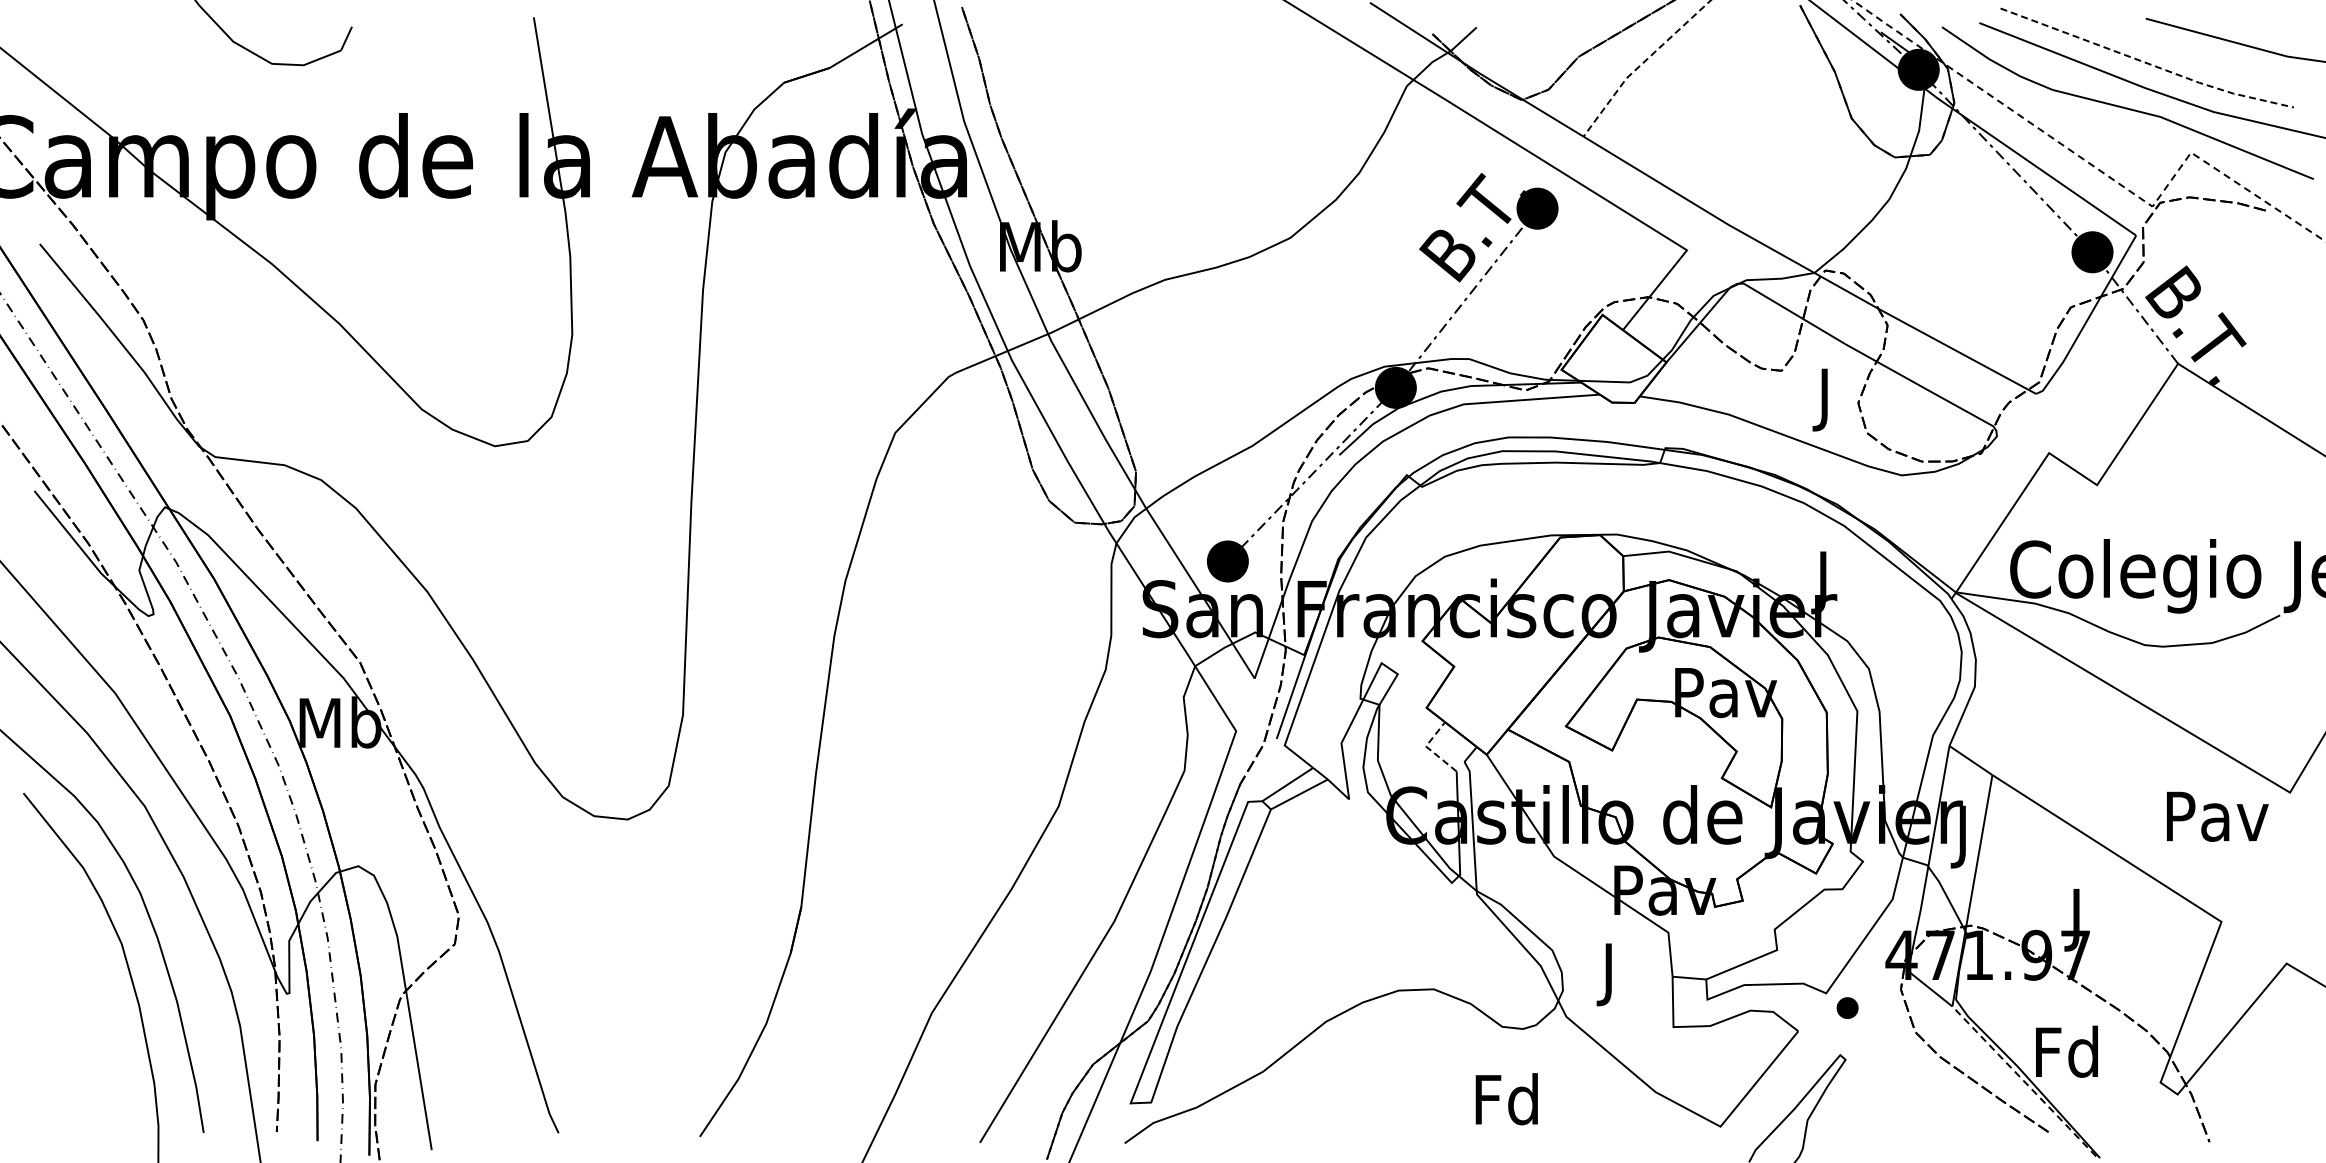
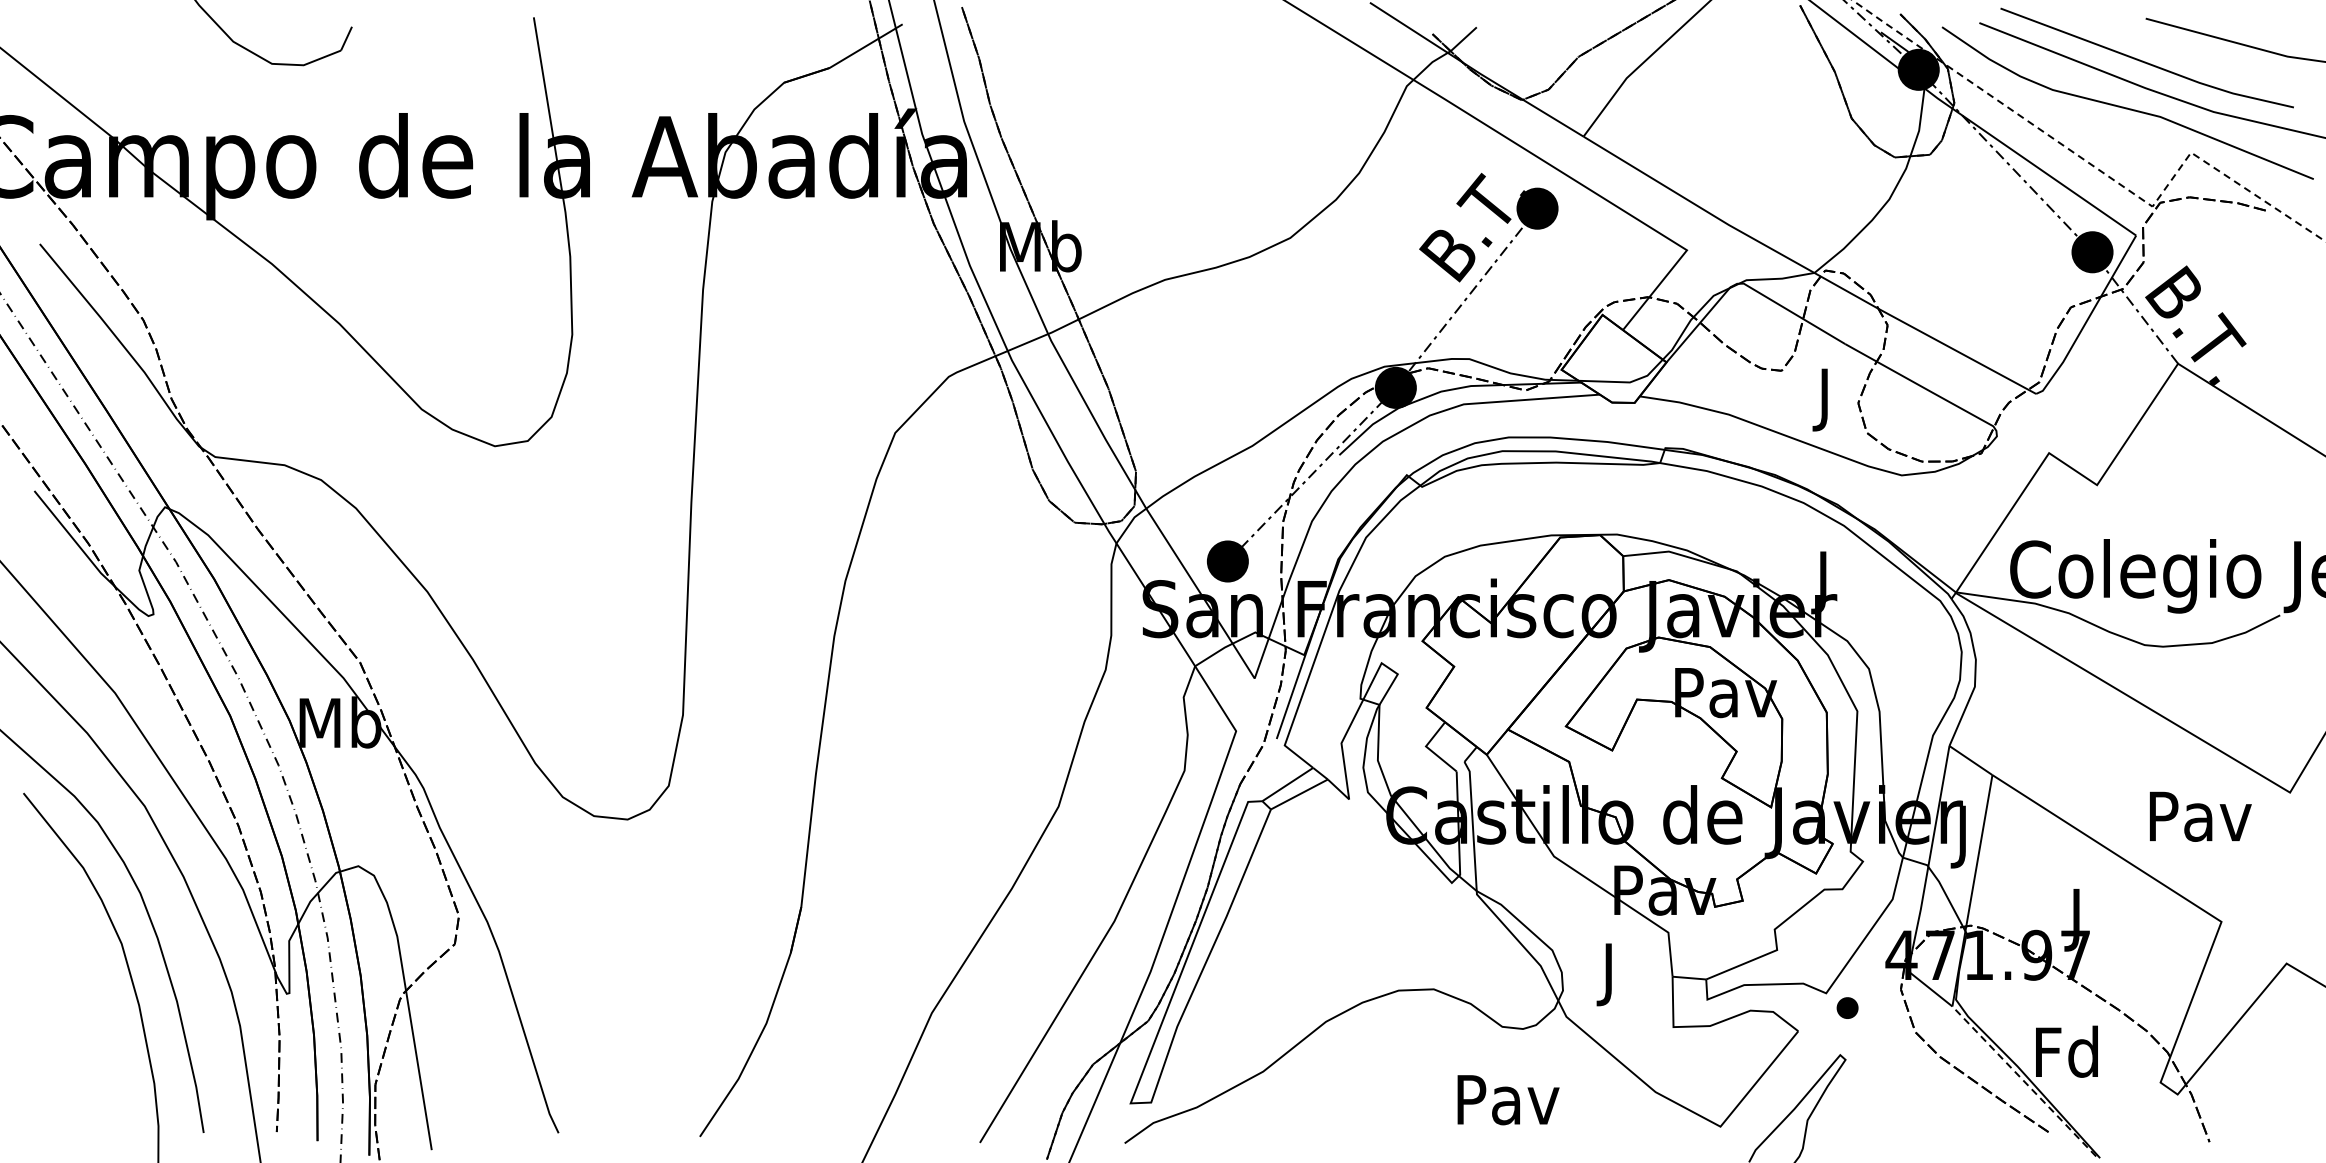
line: dashed -> solid (2147, 63)
line: dashed -> solid (1641, 64)
line: dashed -> solid (1429, 748)
text position: (2217, 816) -> (2200, 816) (2200, 816)
text: Fd -> Pav (1508, 1099)
